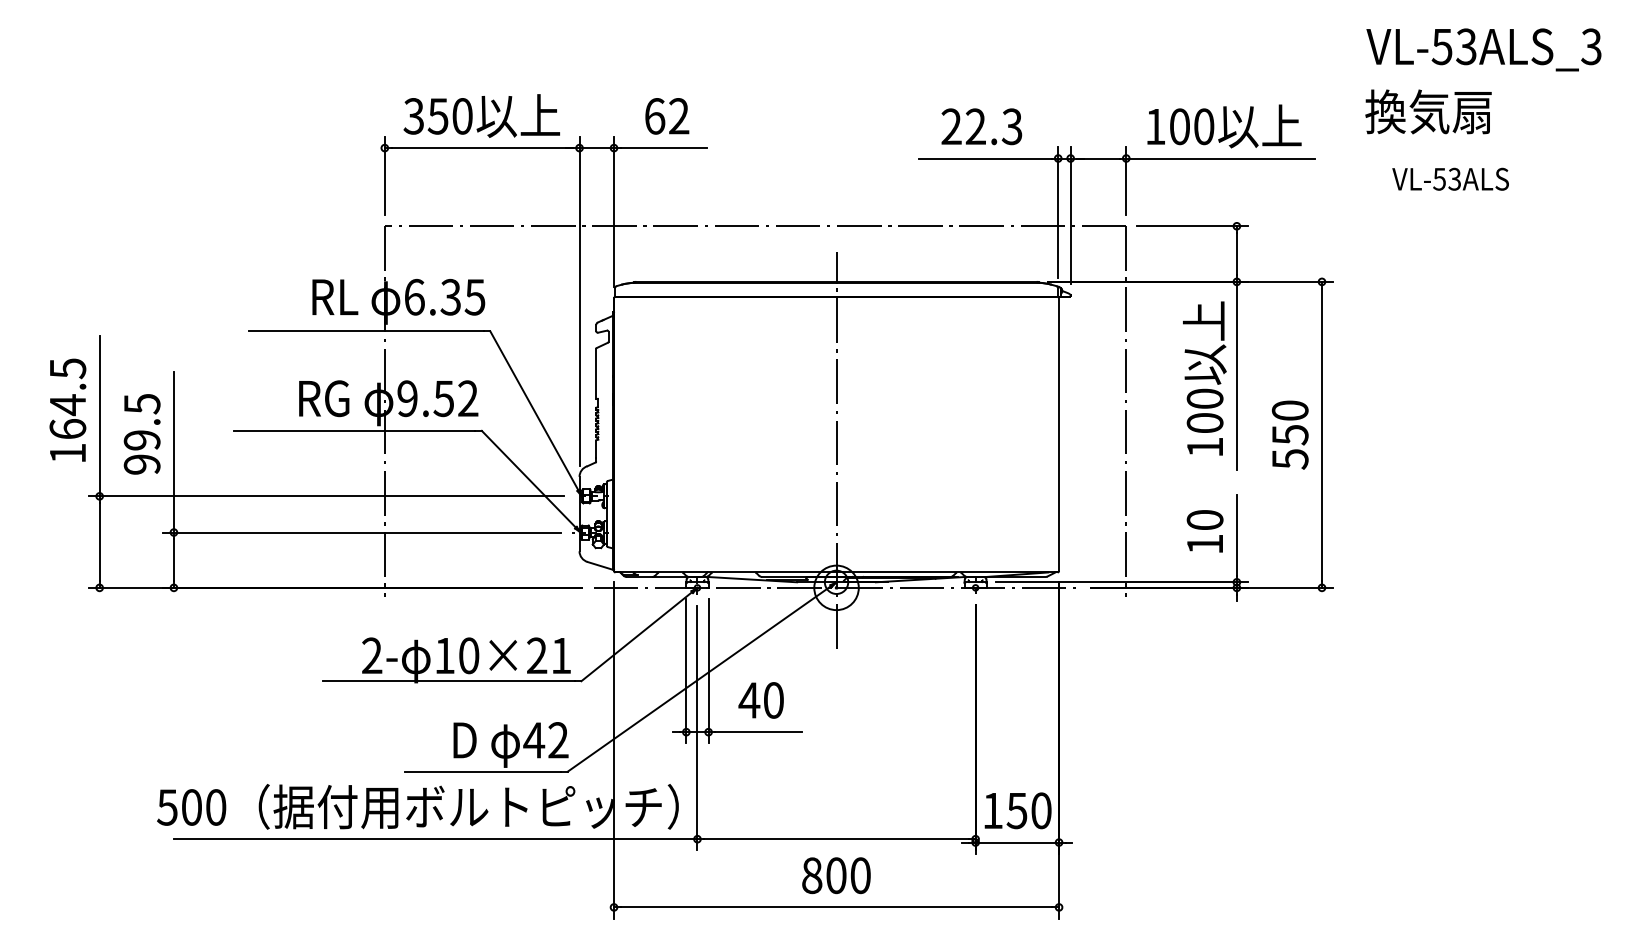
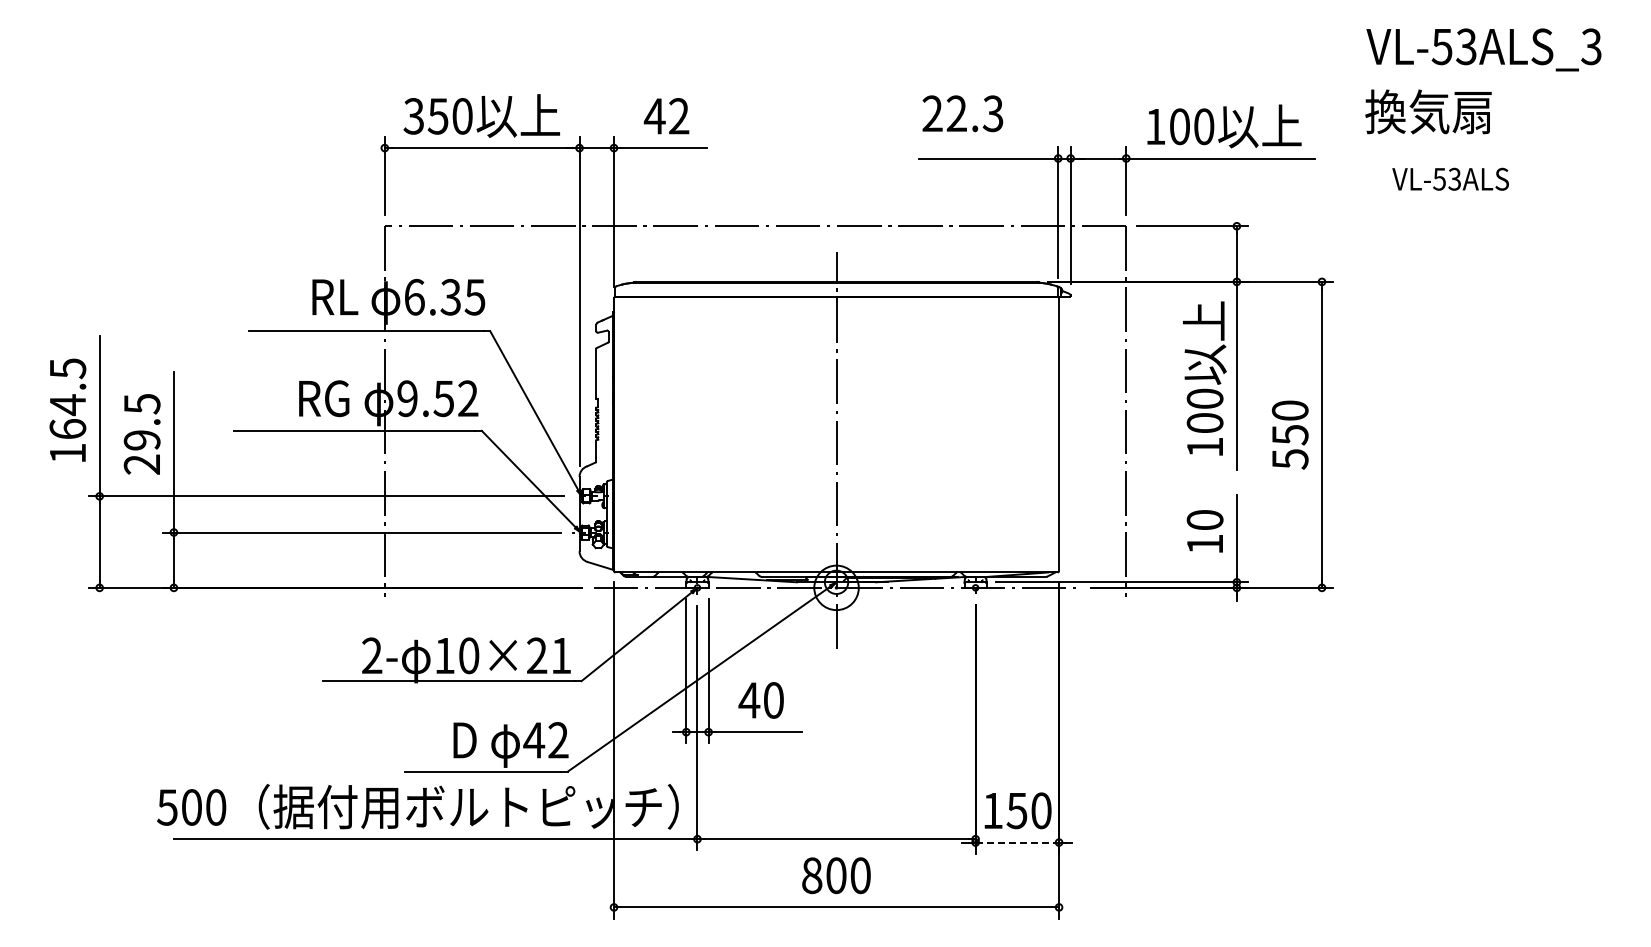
text: 62 -> 42 (654, 116)
text position: (981, 126) -> (962, 113) (962, 113)
text: 99.5 -> 29.5 (142, 464)
line: solid -> dashed (1017, 842)
